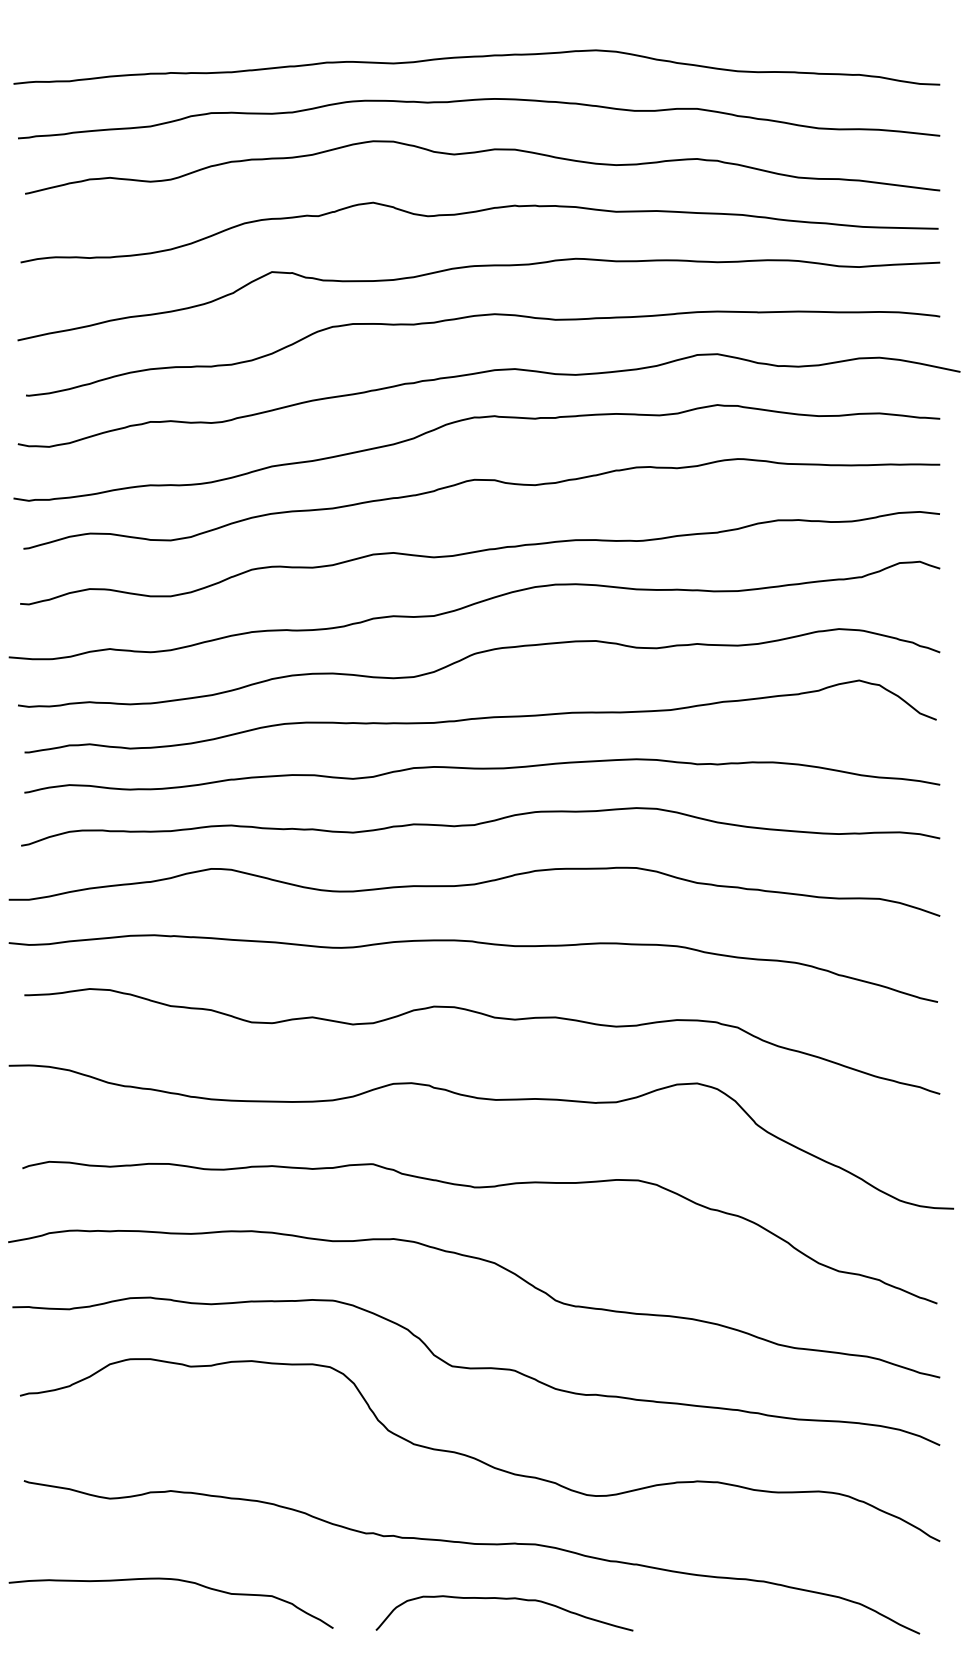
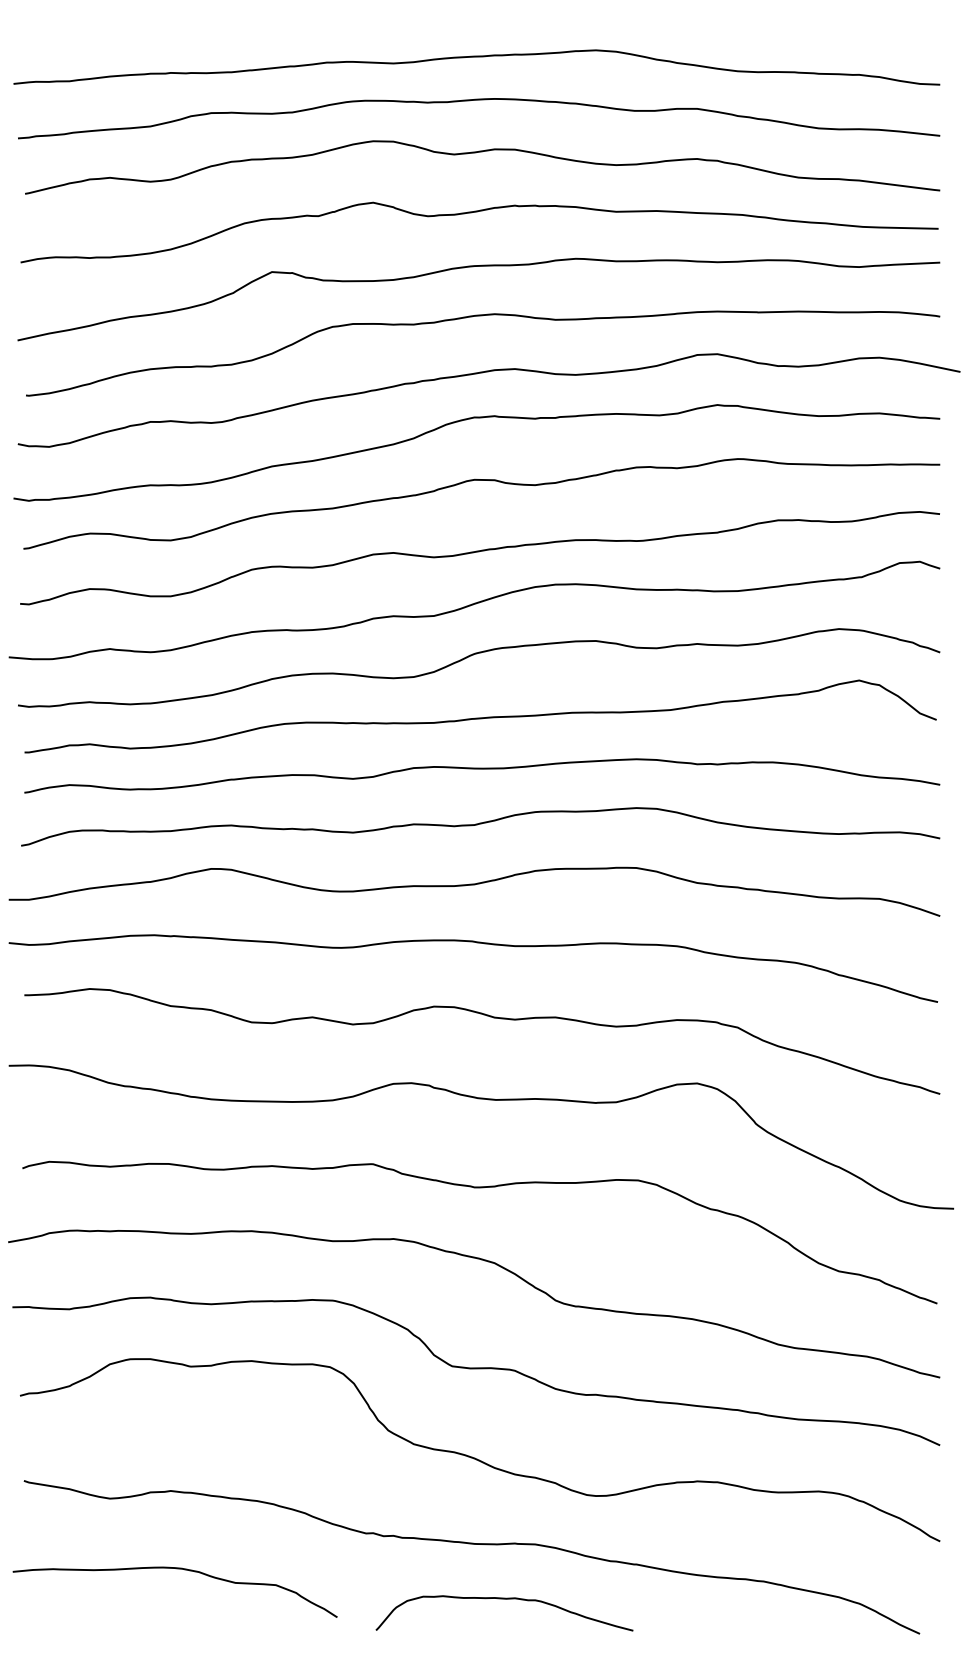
curve position: (172, 1580) -> (176, 1569) (176, 1569)
